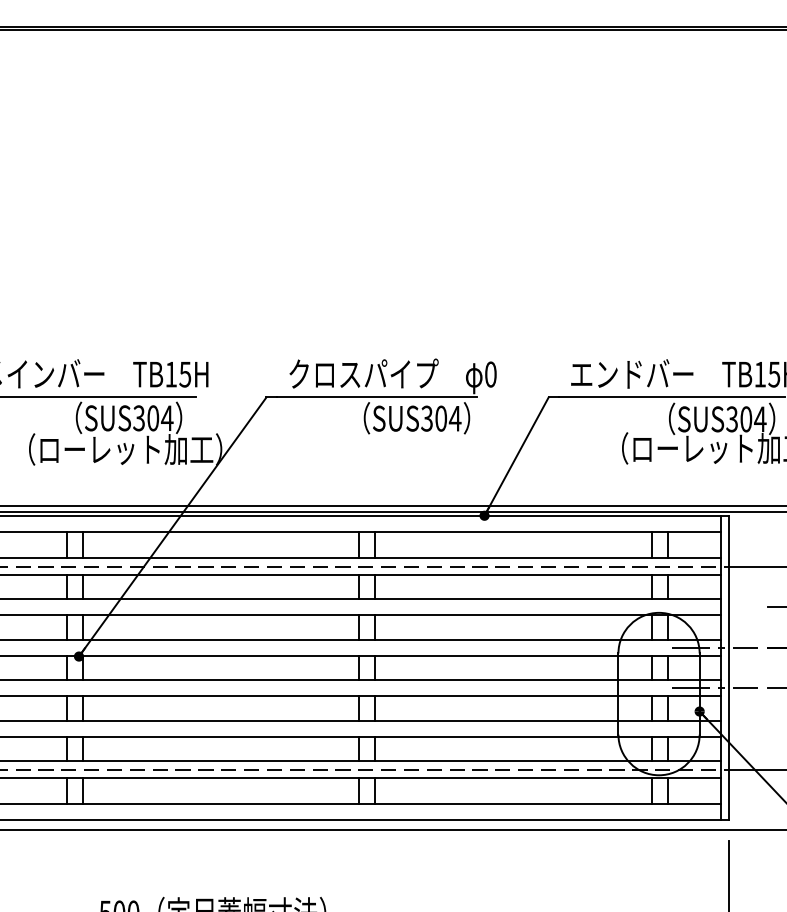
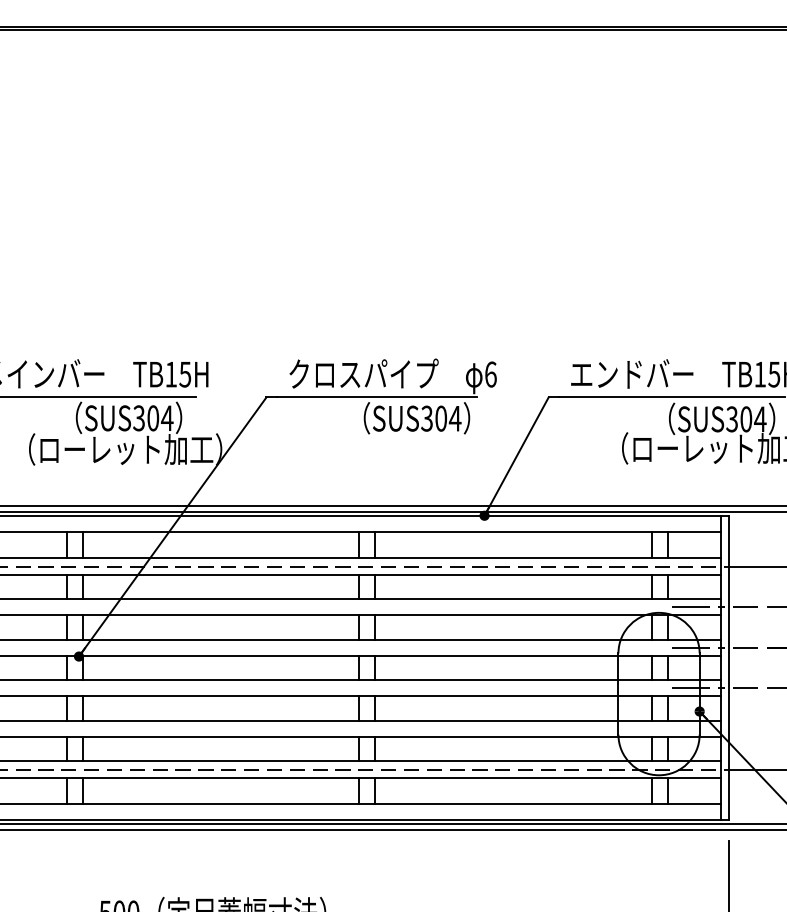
text: 0 -> 6 (490, 374)
line: none -> present (714, 607)
line: none -> present (392, 824)
